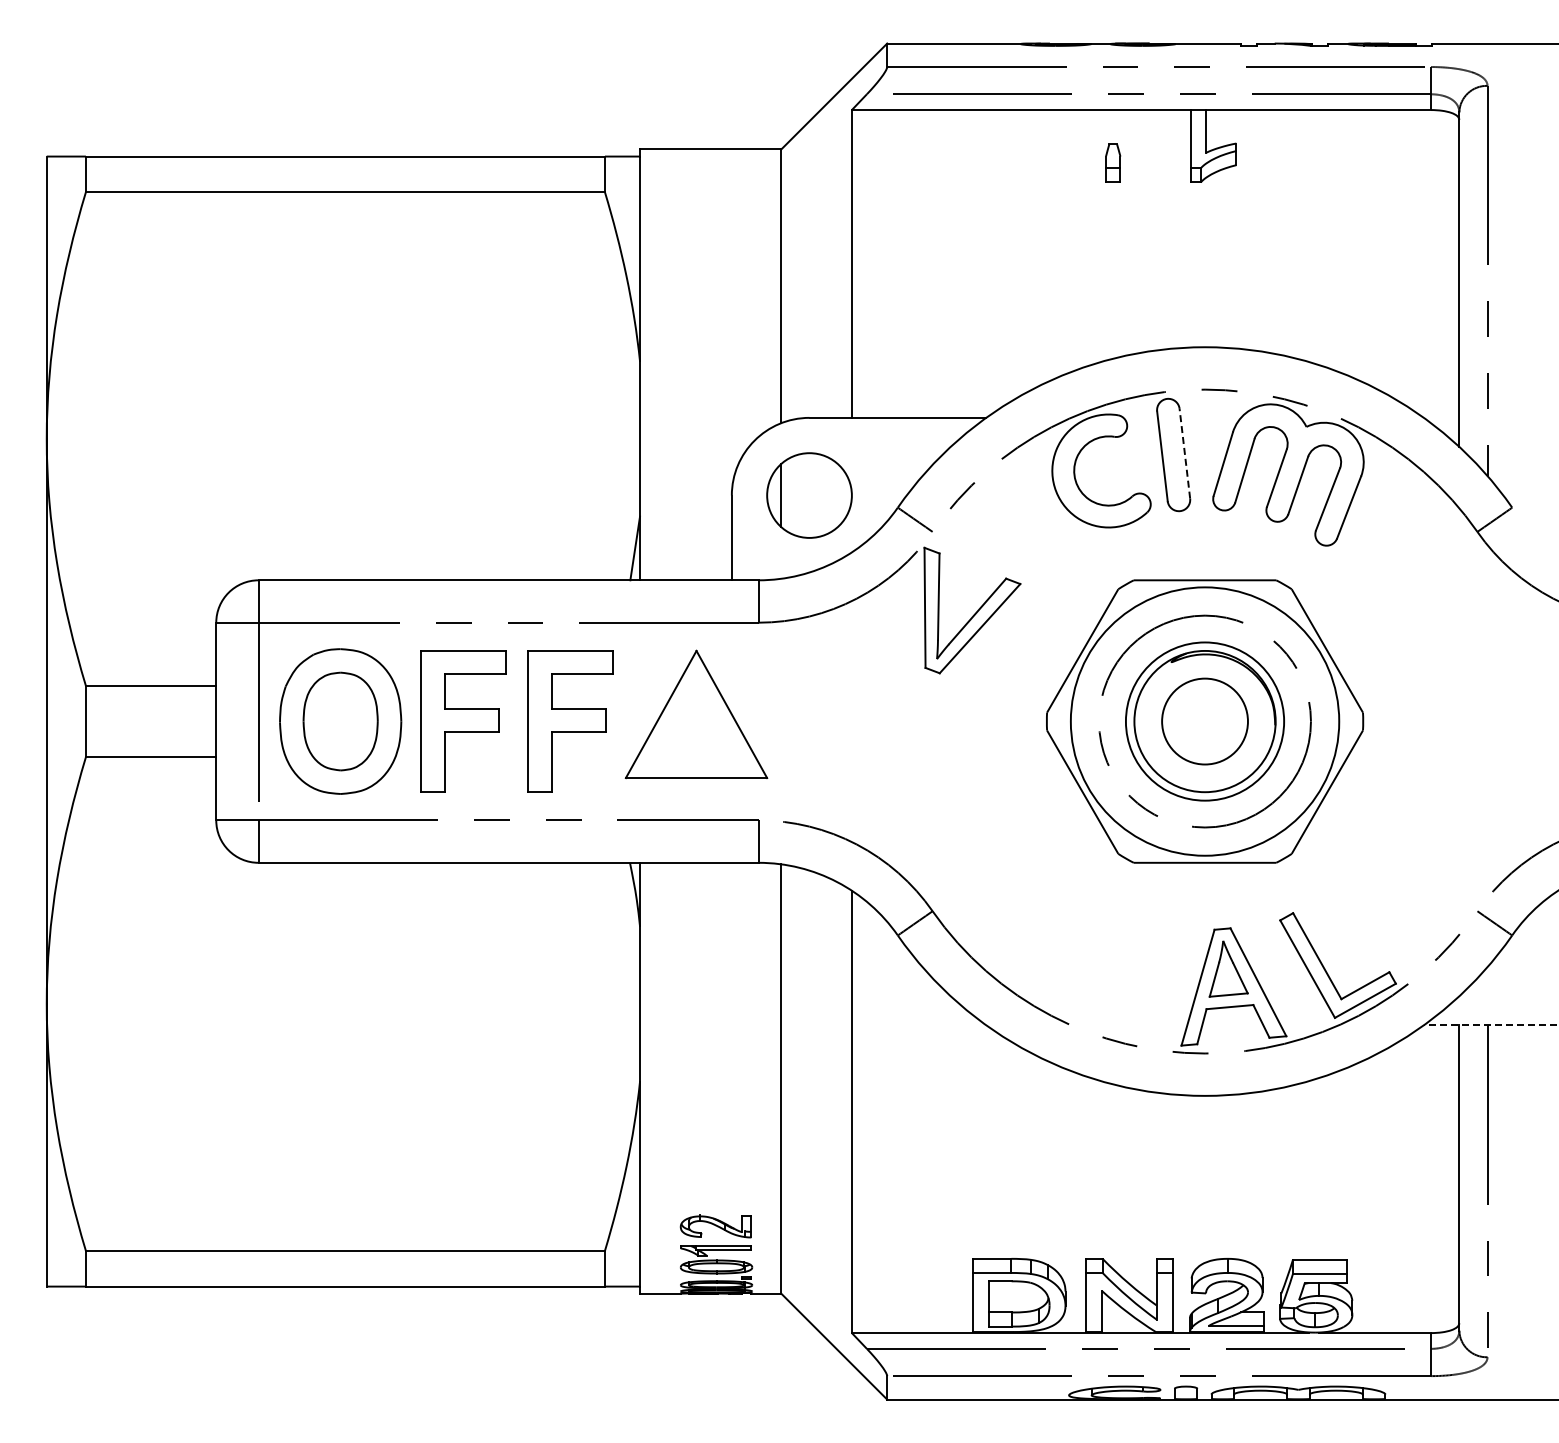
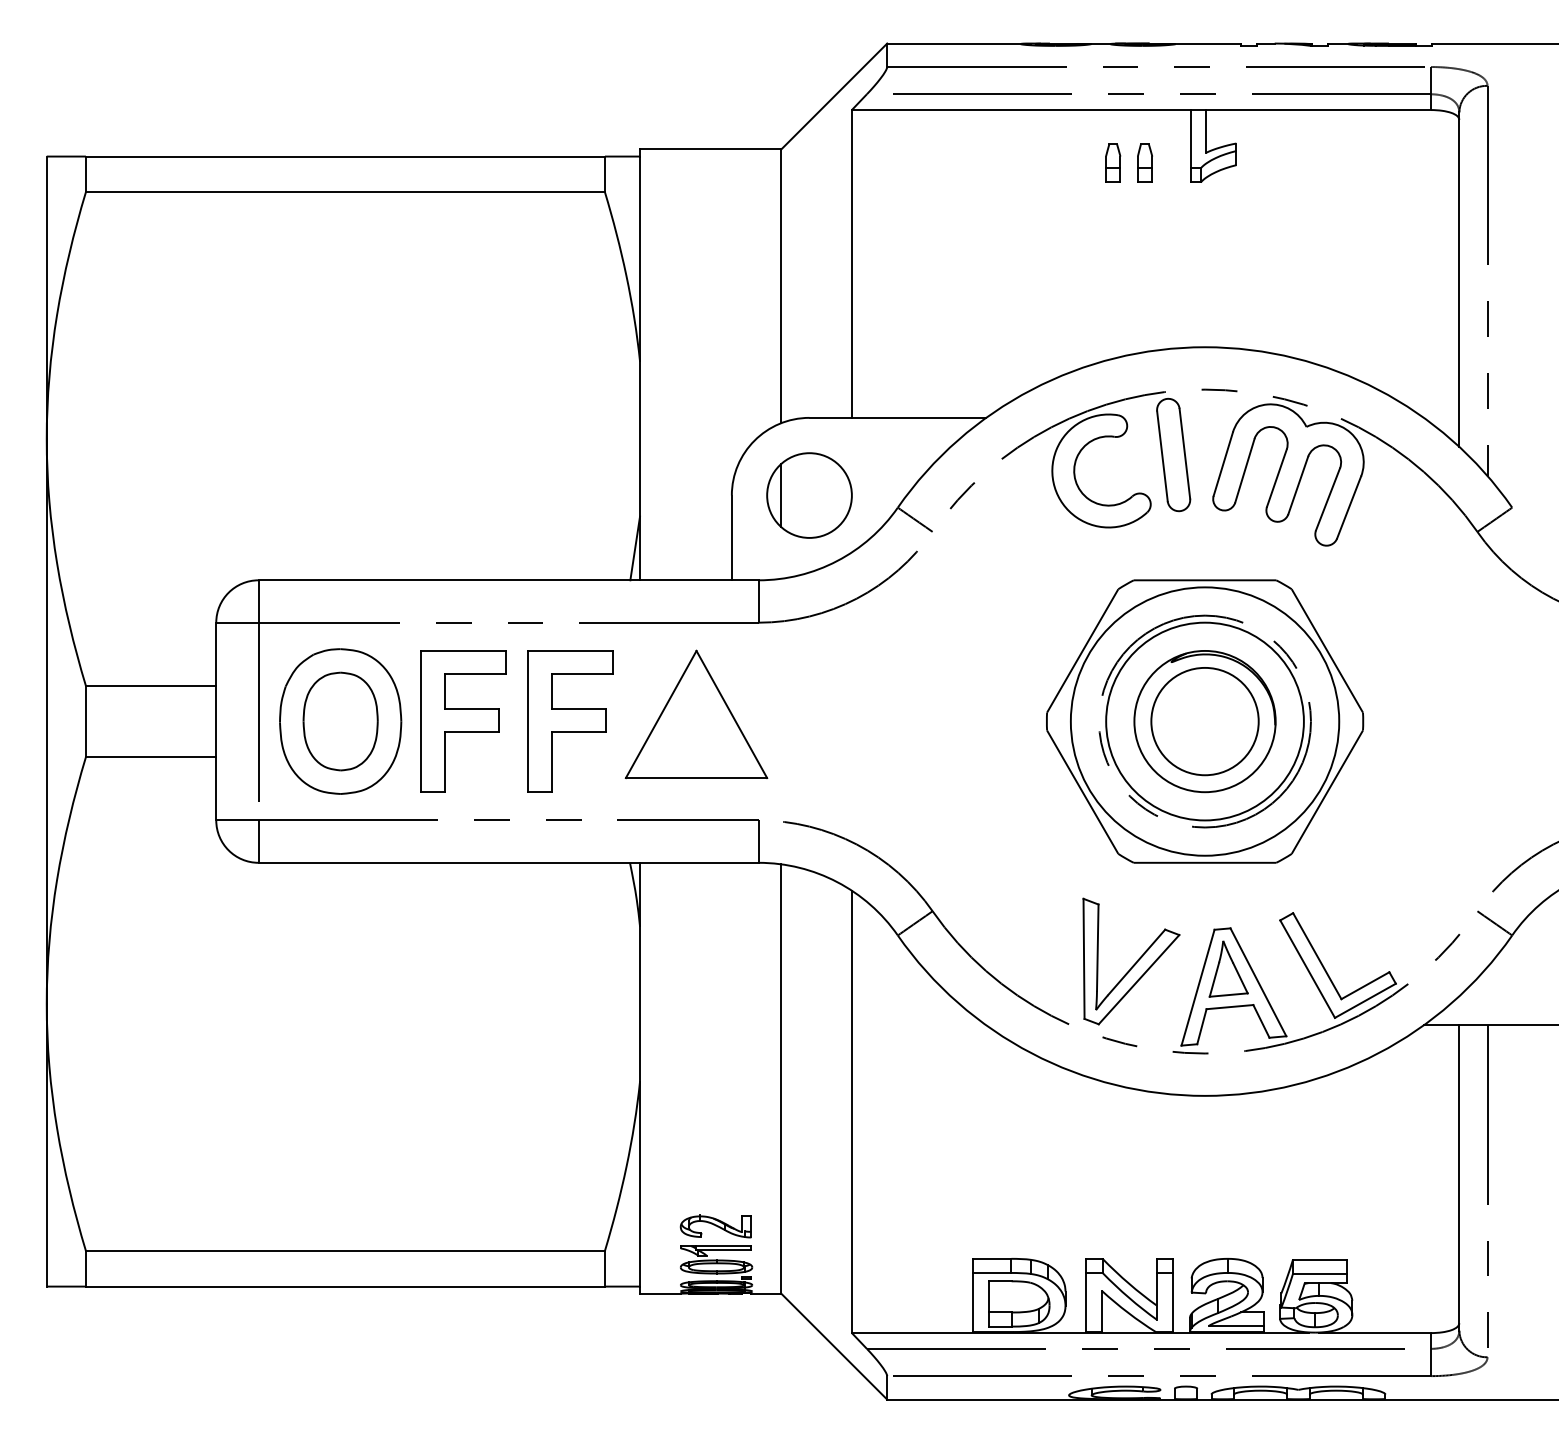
part: none -> present (1144, 162)
line: dashed -> solid (1184, 453)
part position: (972, 610) -> (1131, 961) (1131, 961)
circle diameter: 158 px -> 198 px (1204, 721)
circle diameter: 86 px -> 107 px (1204, 721)
line: dashed -> solid (1490, 1025)
